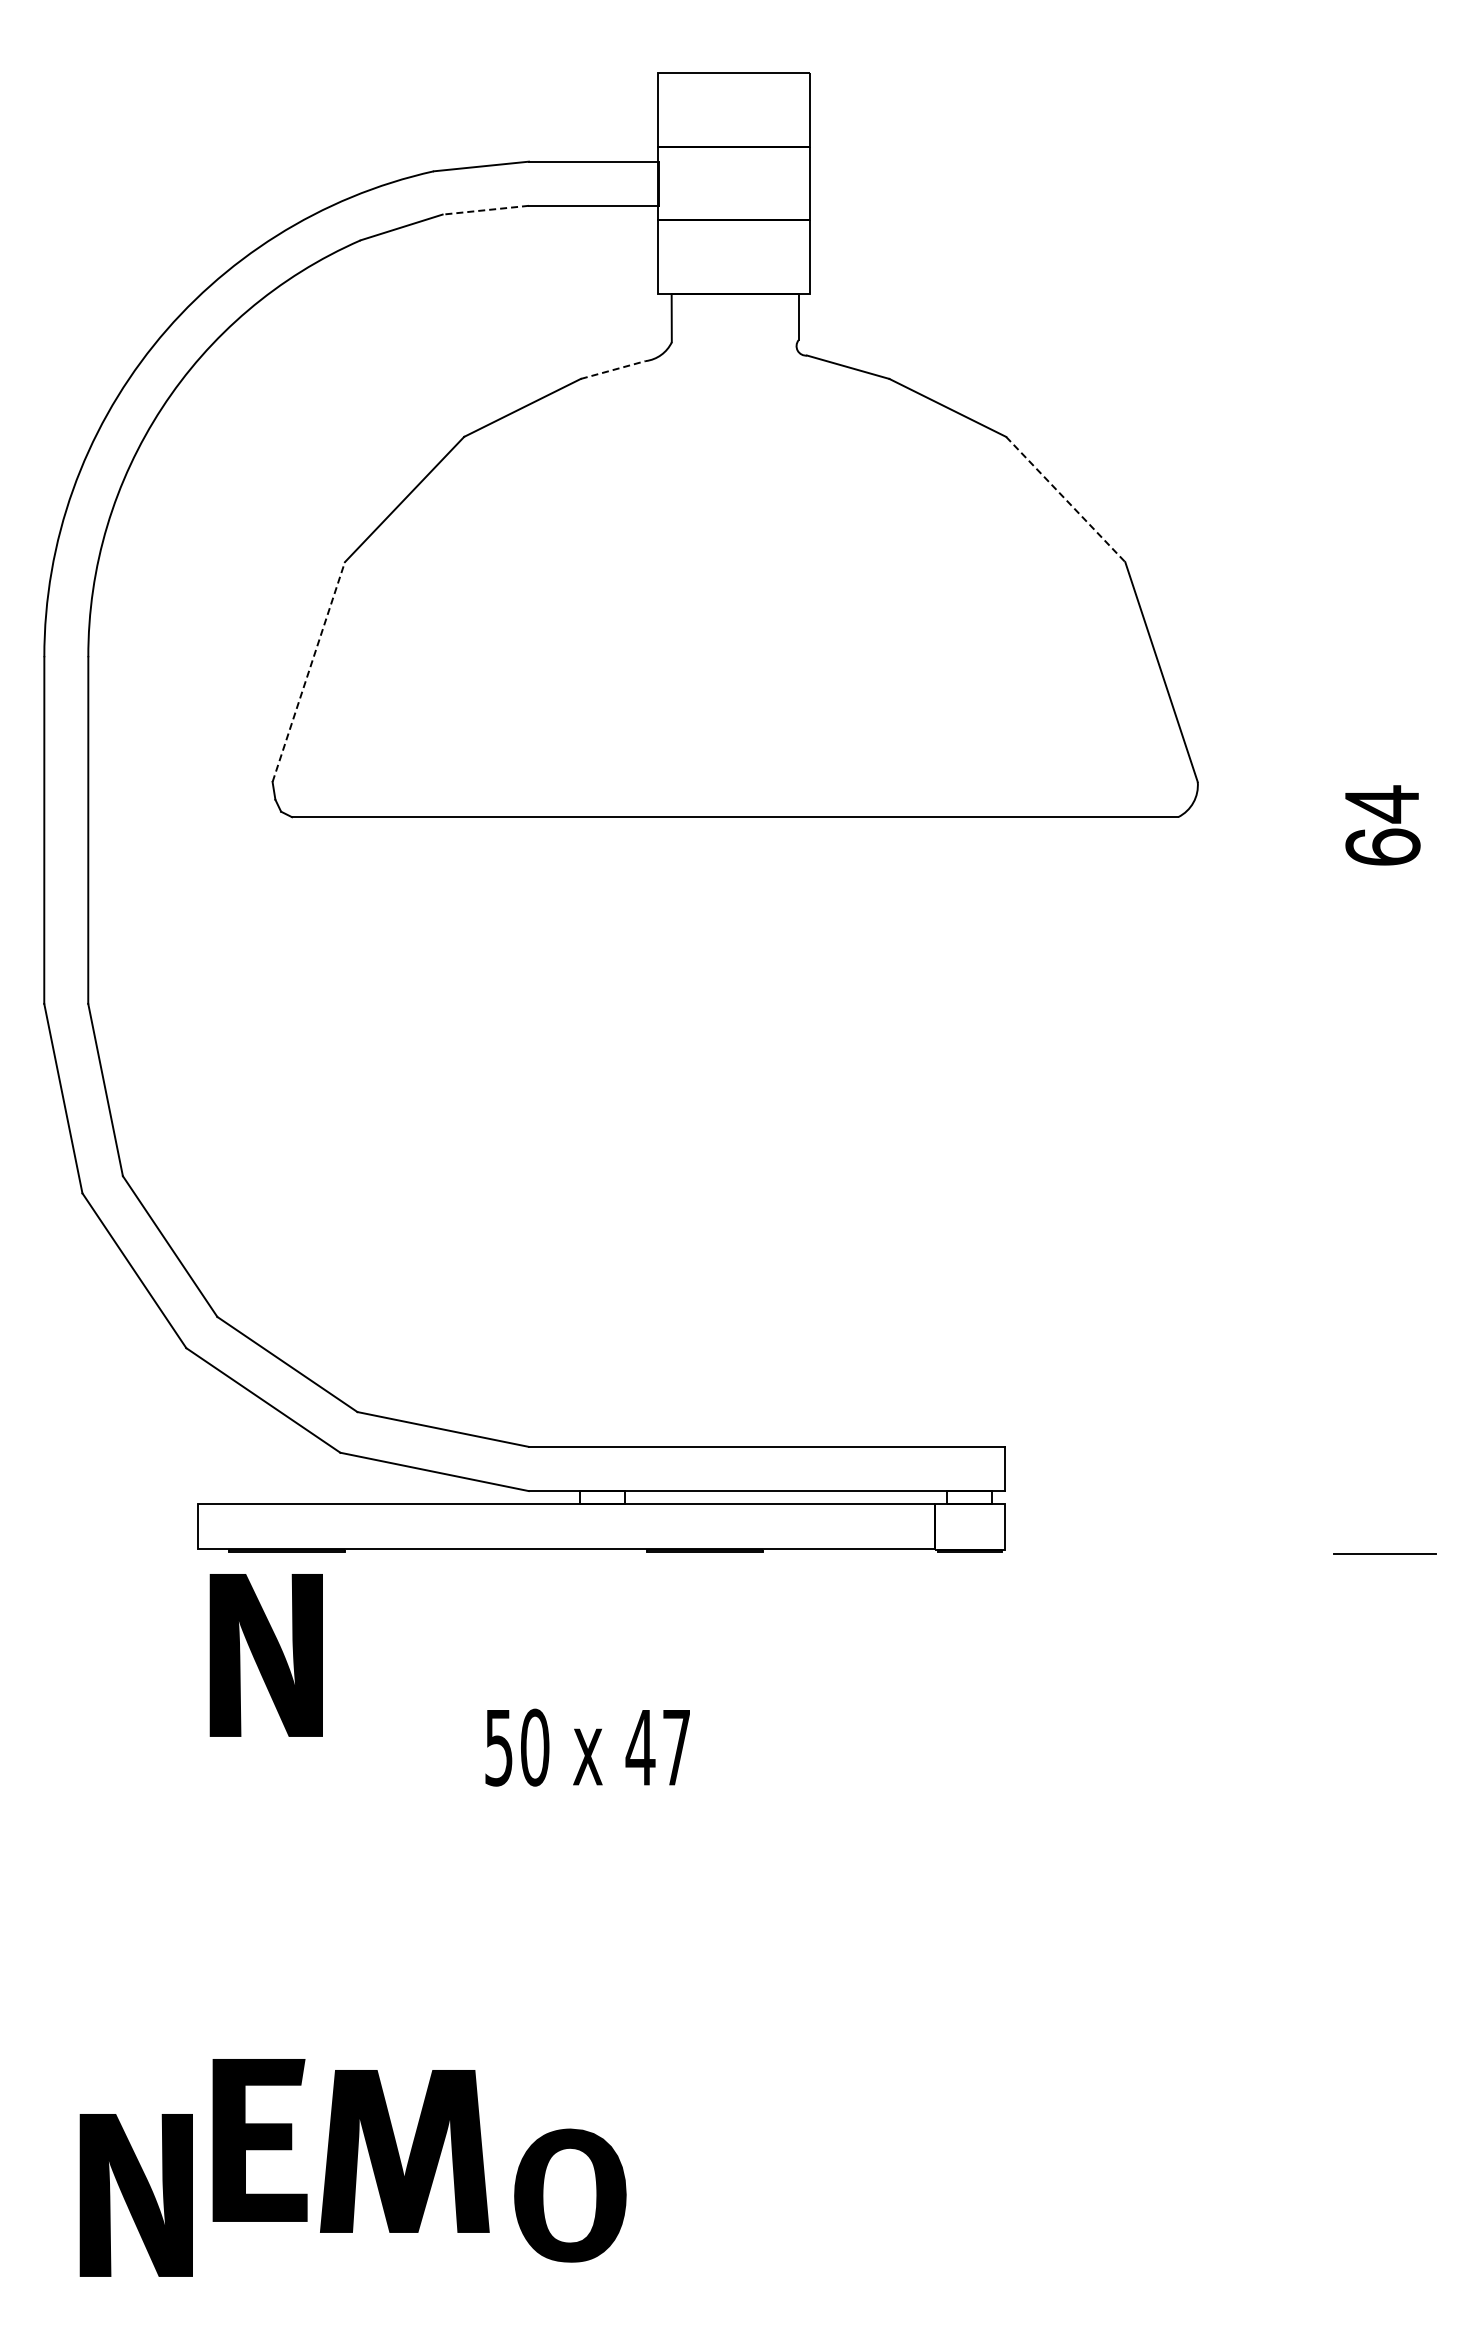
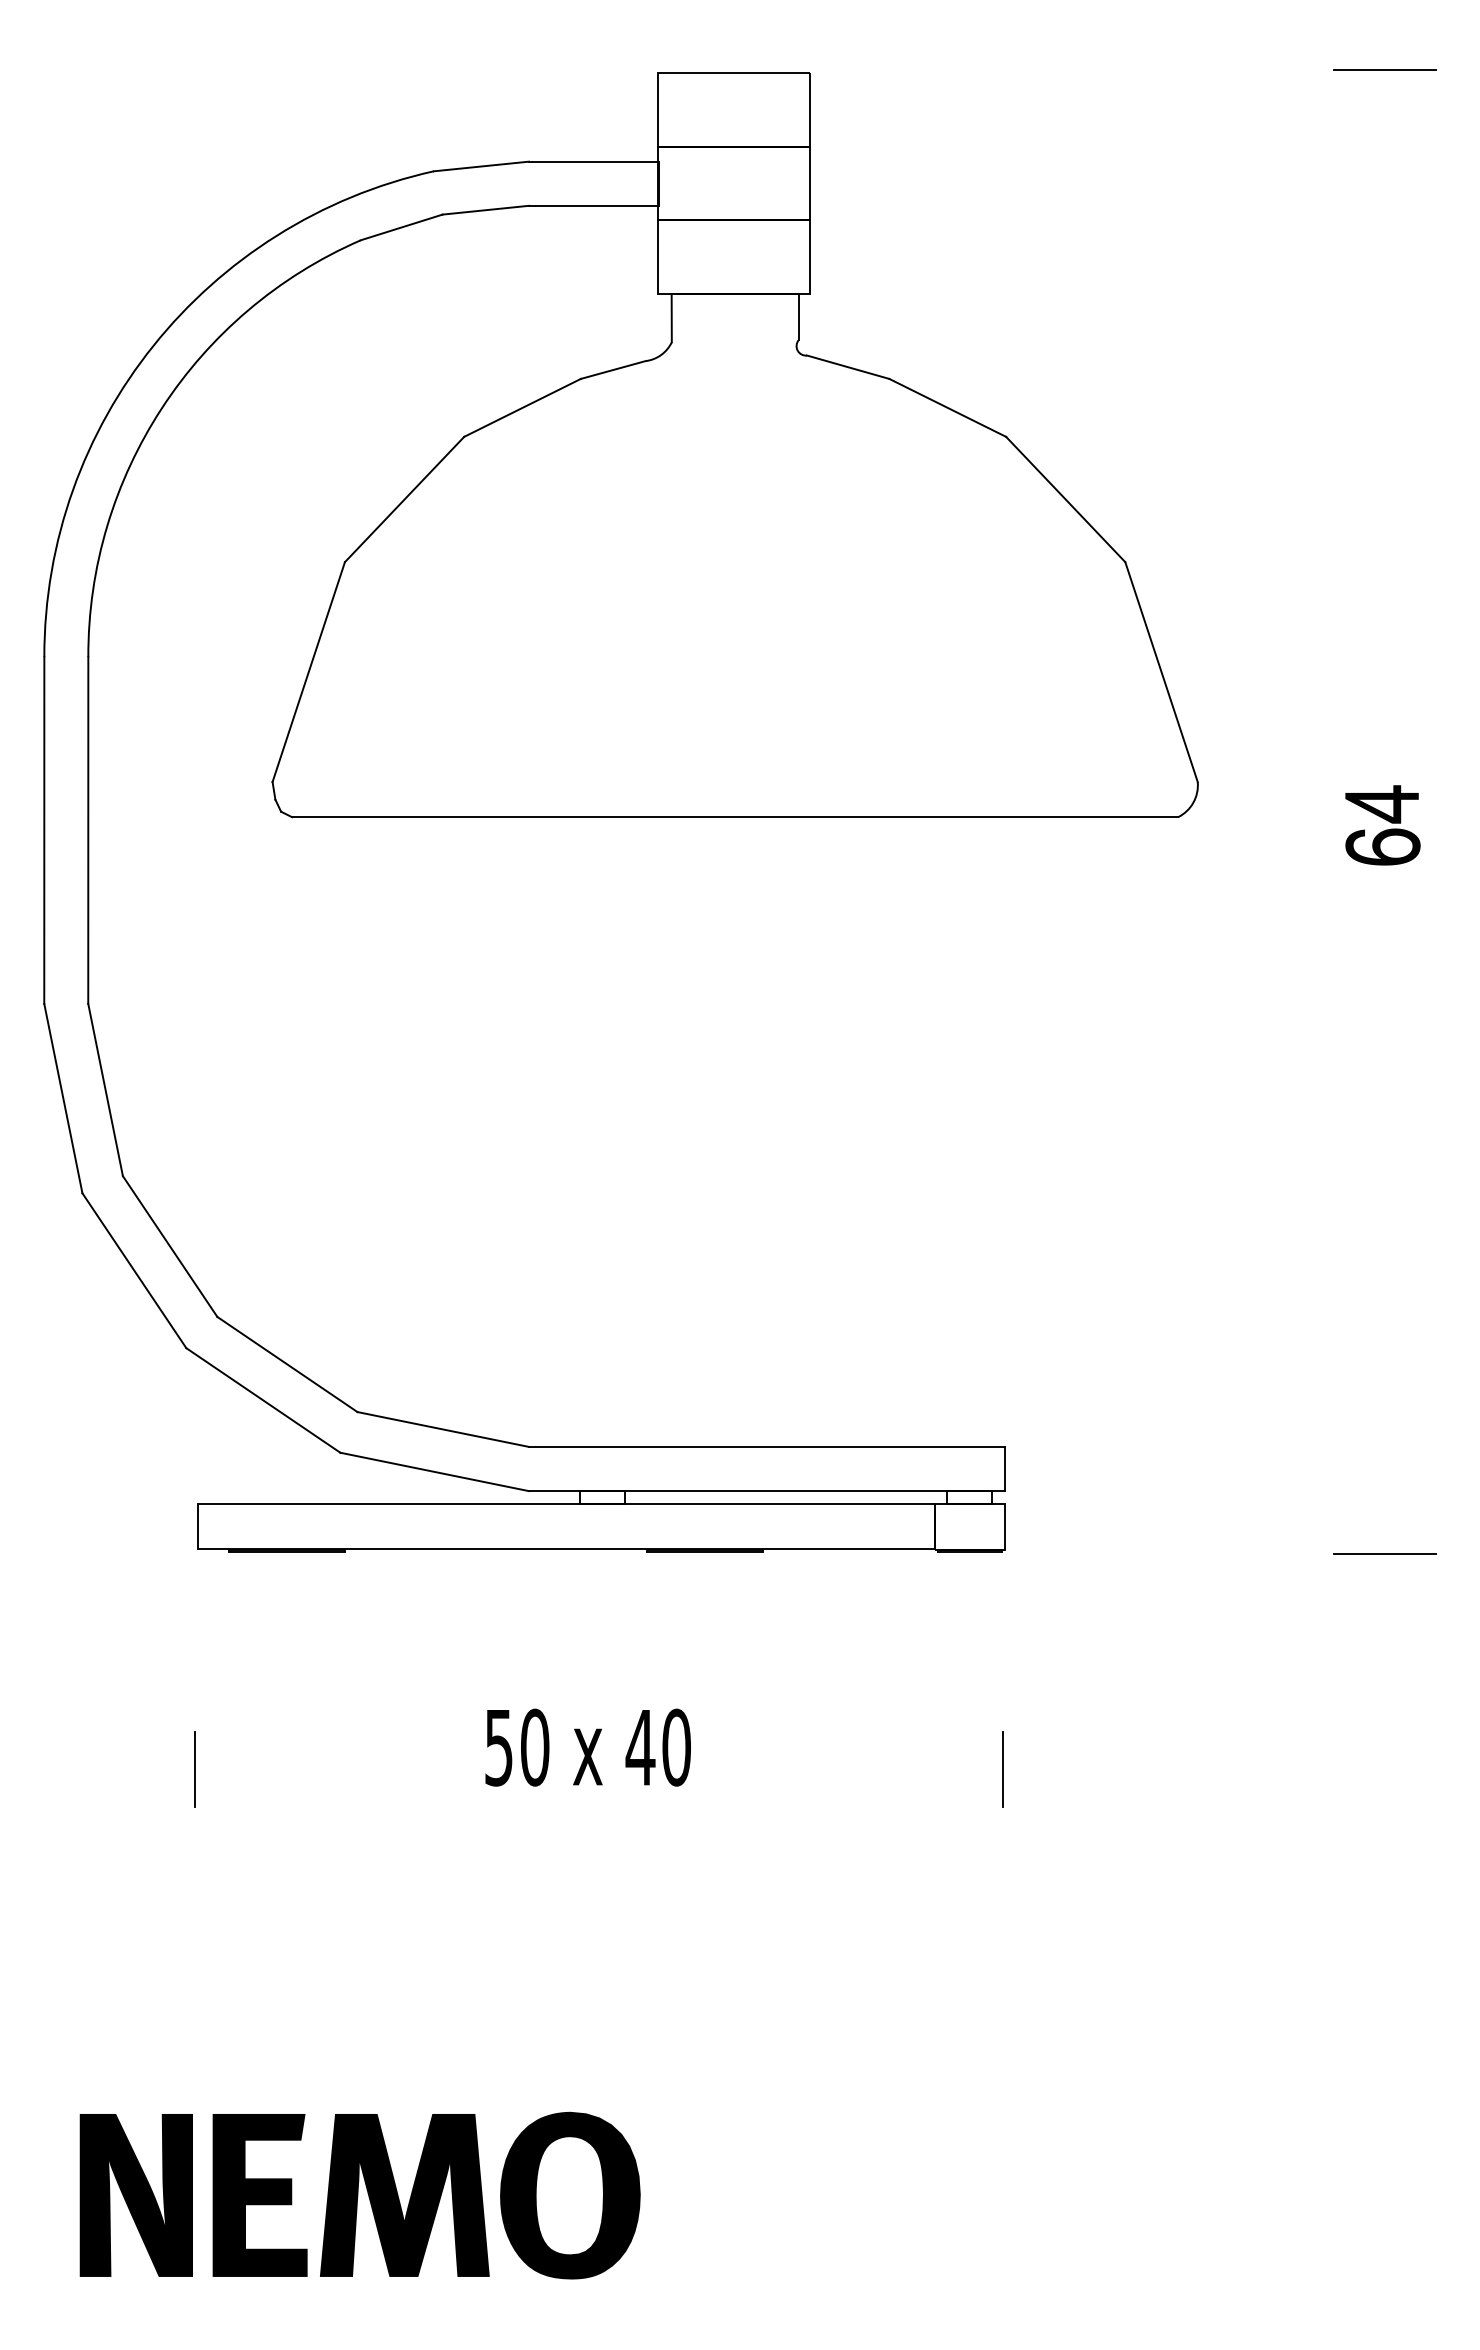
line: none -> present (1384, 70)
line: dashed -> solid (485, 210)
line: dashed -> solid (613, 370)
line: dashed -> solid (1066, 499)
line: dashed -> solid (308, 672)
part: present -> none (265, 1655)
text: 47 -> 40 (676, 1747)
line: none -> present (195, 1769)
line: none -> present (1002, 1769)
part position: (259, 2140) -> (259, 2195) (259, 2195)
part position: (404, 2151) -> (404, 2195) (404, 2195)
part size: 113x135 px -> 141x169 px (570, 2195)
